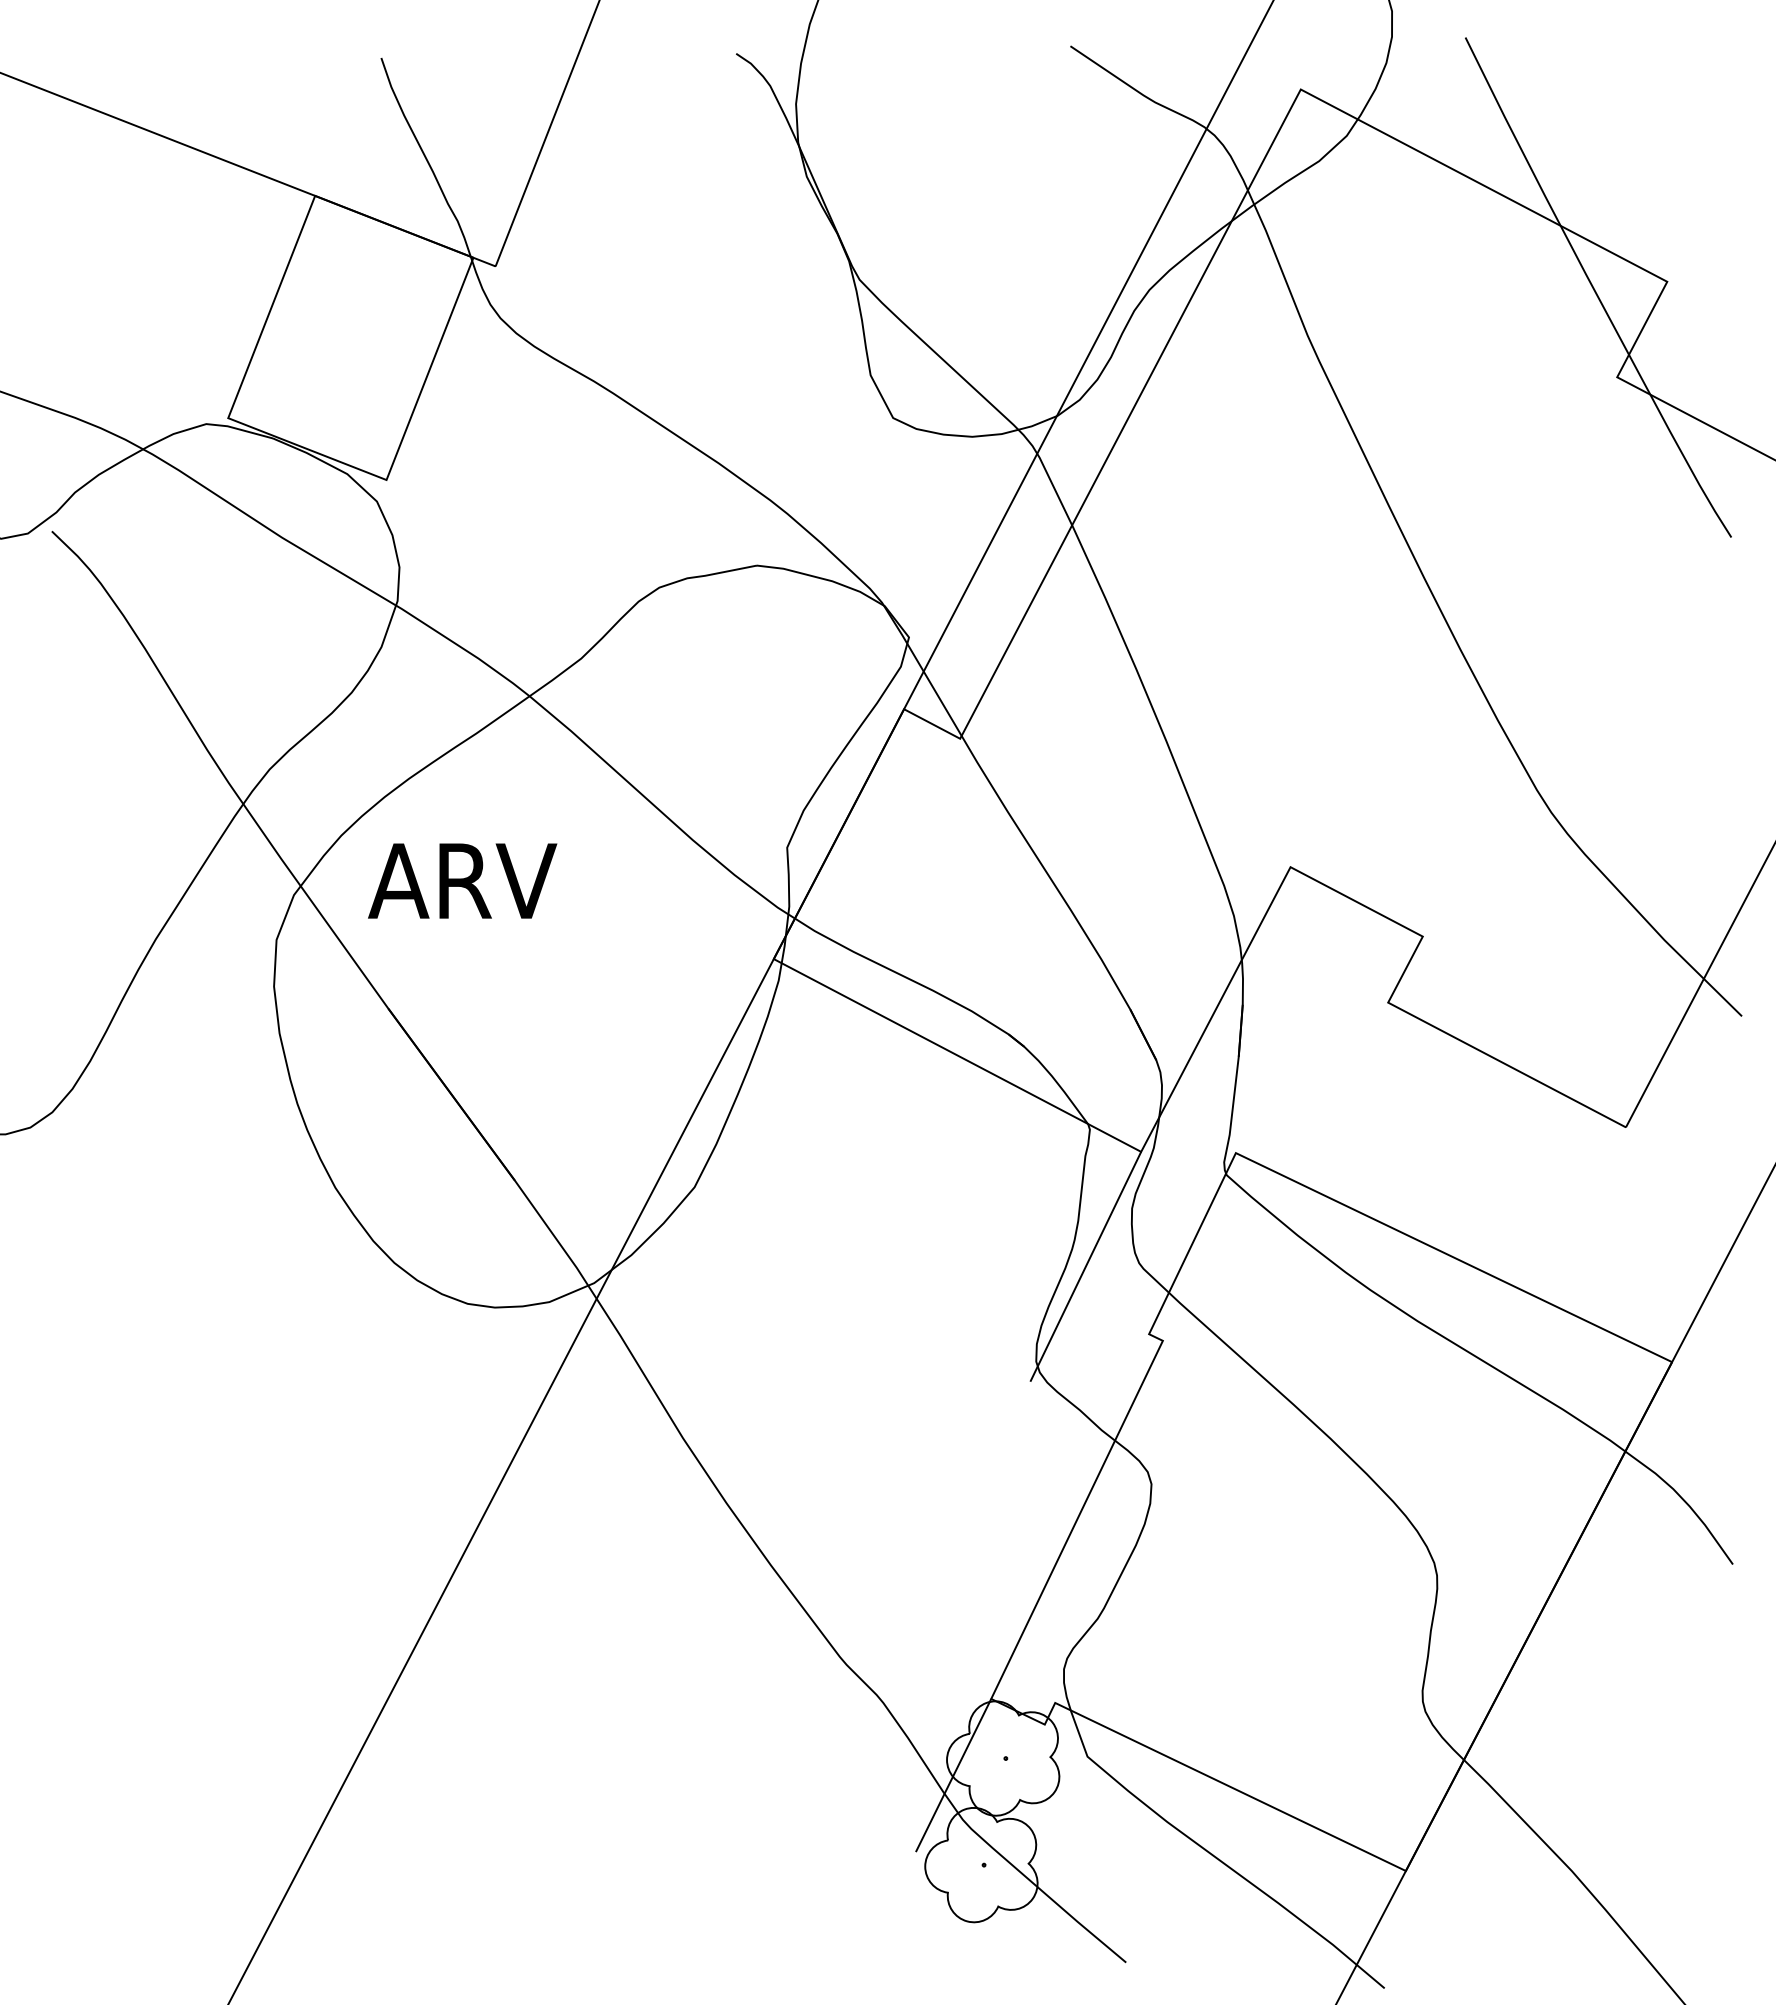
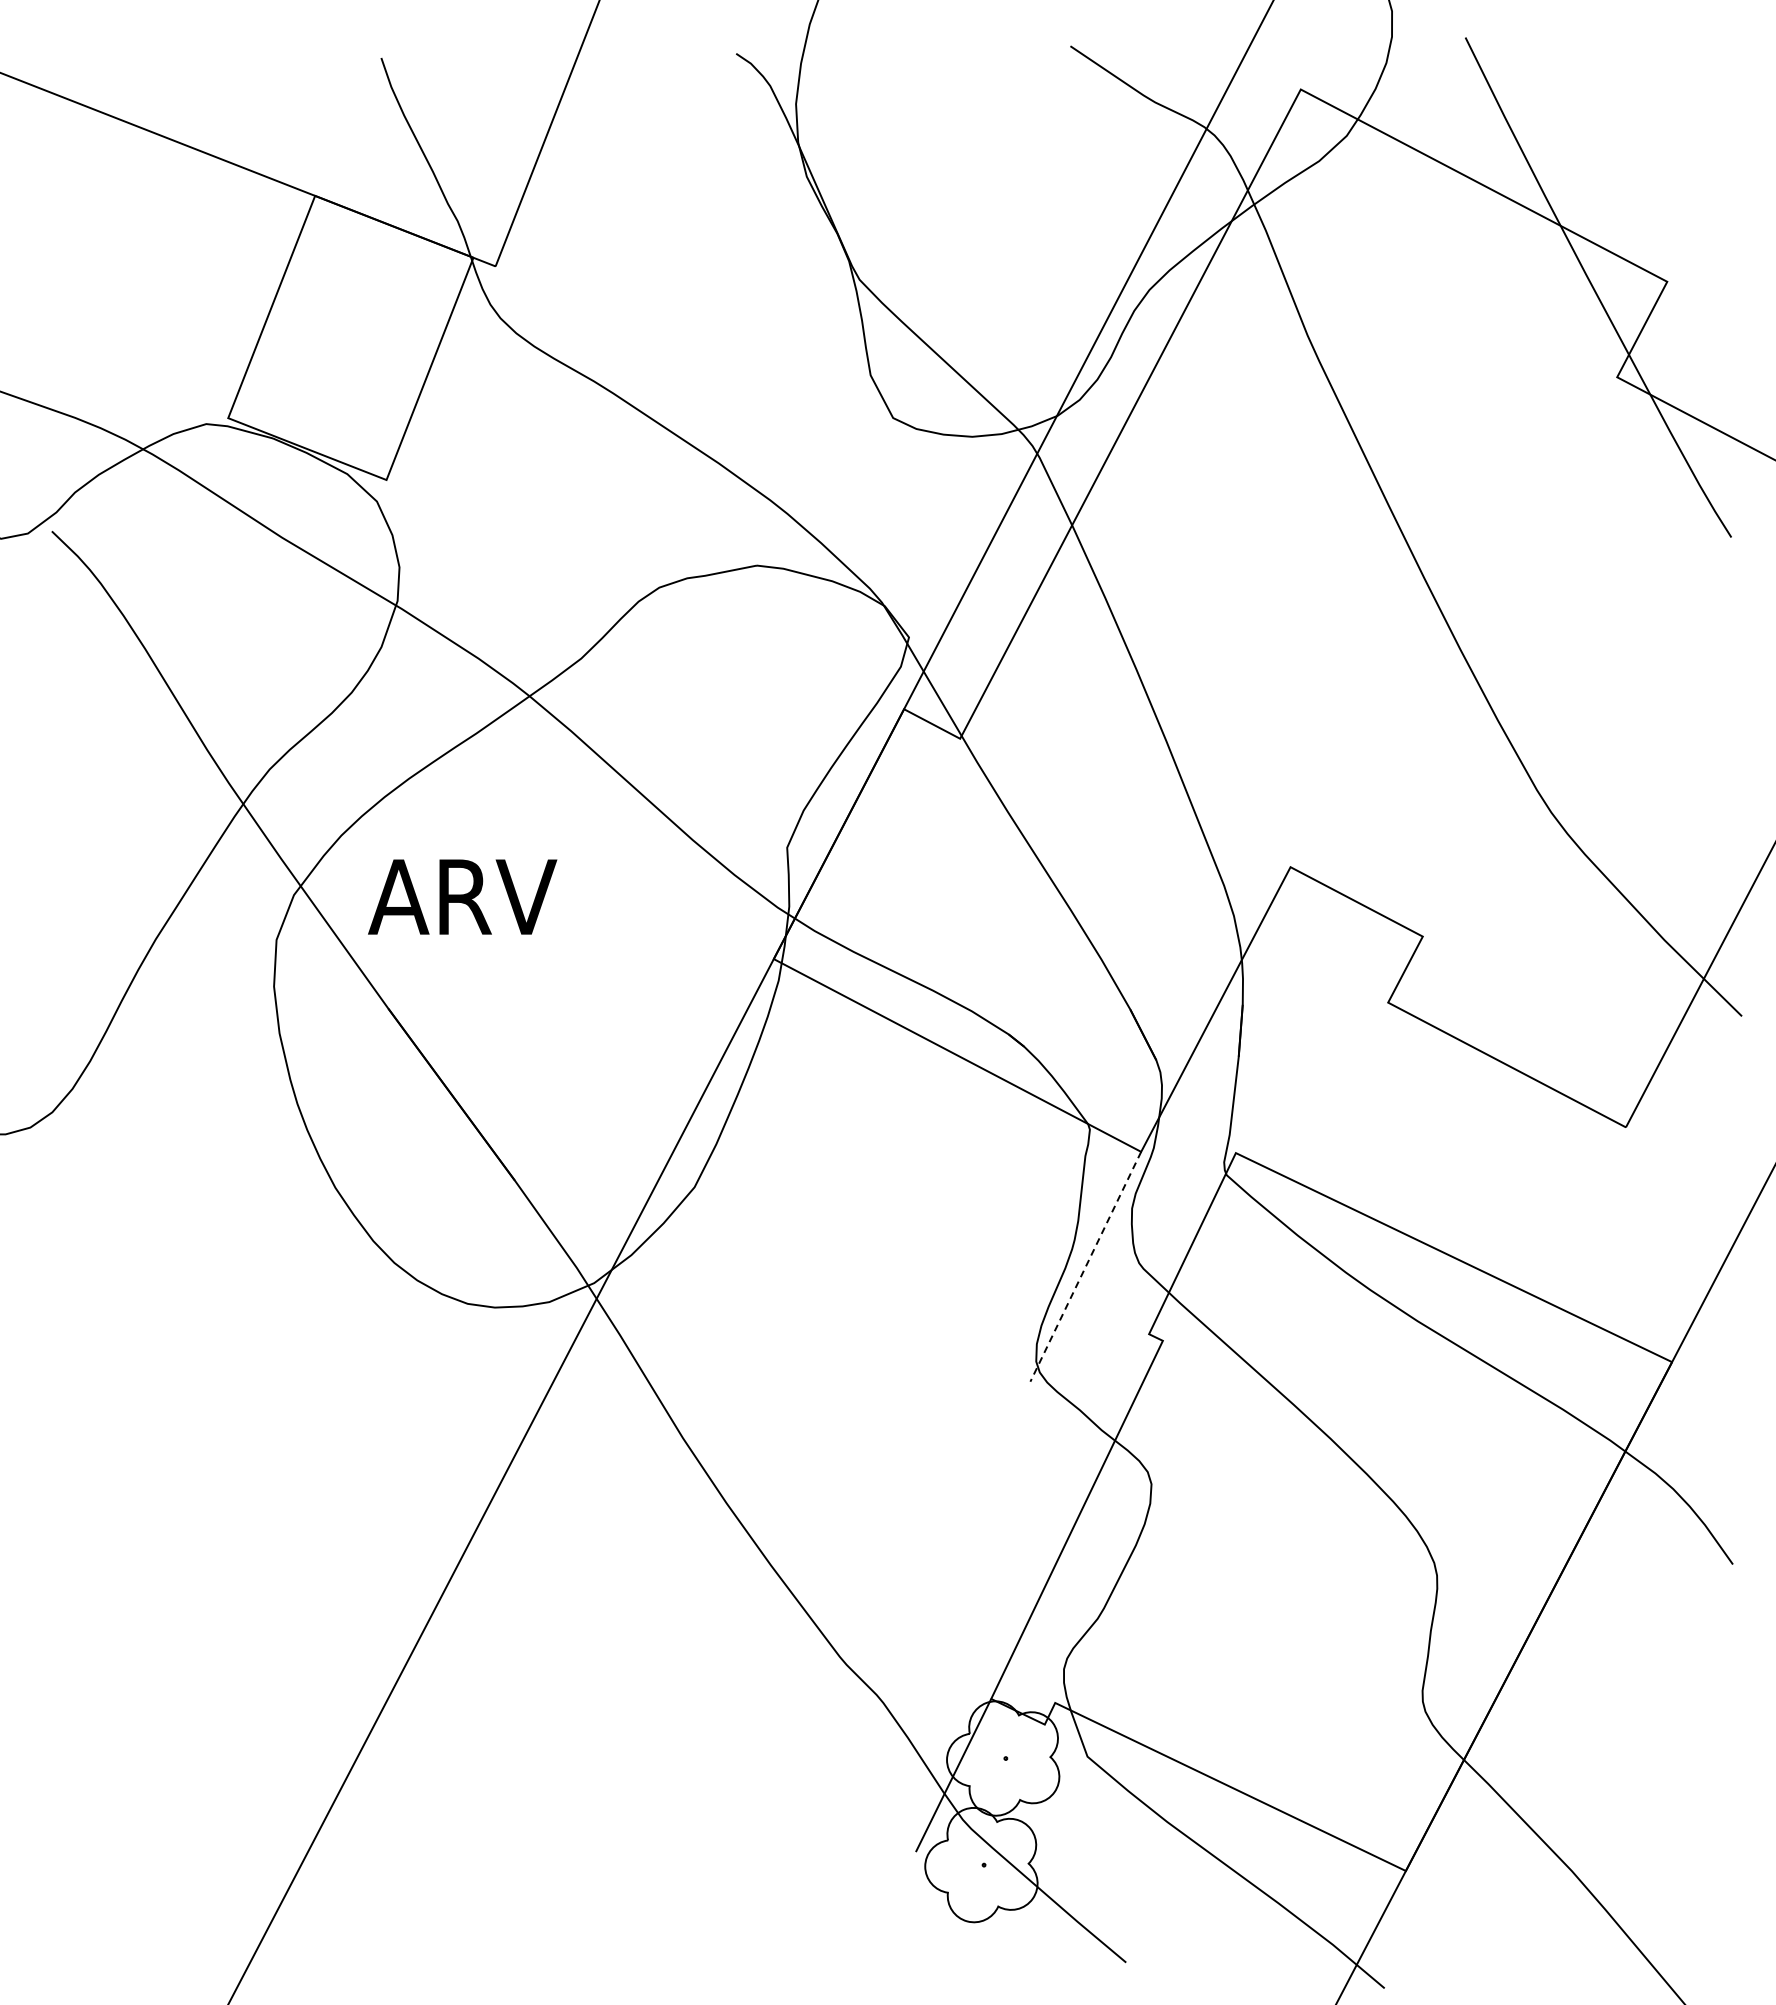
text position: (462, 880) -> (462, 896) (462, 896)
line: solid -> dashed (1085, 1266)
